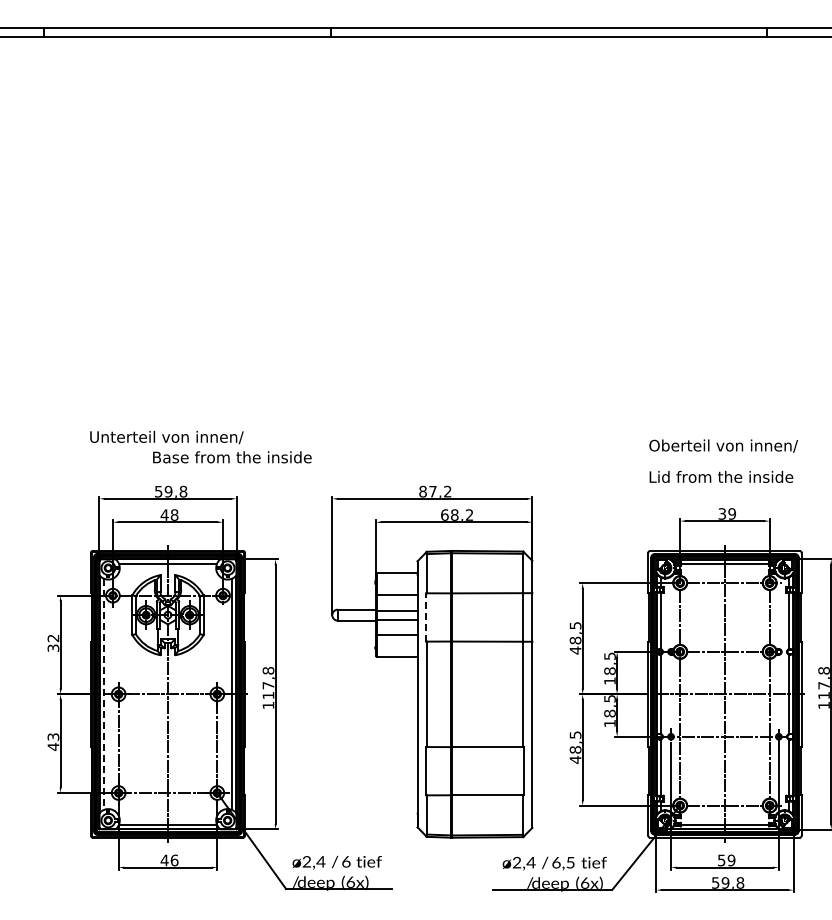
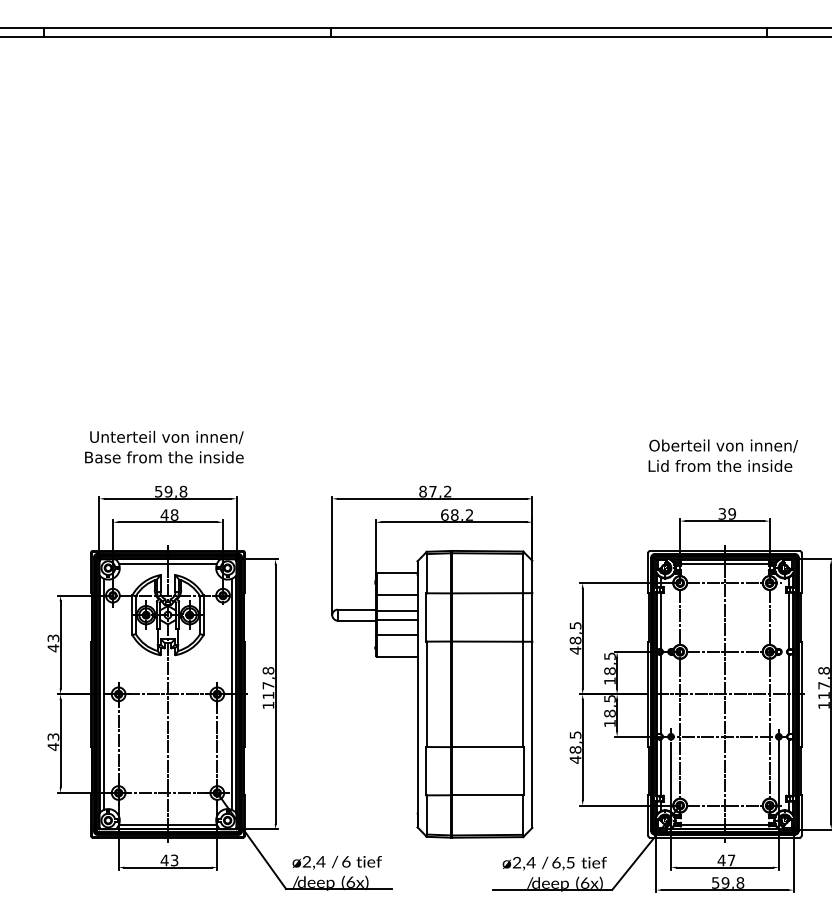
text position: (232, 457) -> (164, 457) (164, 457)
text position: (721, 476) -> (720, 465) (720, 465)
line: dashed -> solid (426, 616)
text: 32 -> 43 (53, 643)
line: dashed -> solid (104, 694)
text: 46 -> 43 (174, 860)
text: 59 -> 47 (726, 860)
